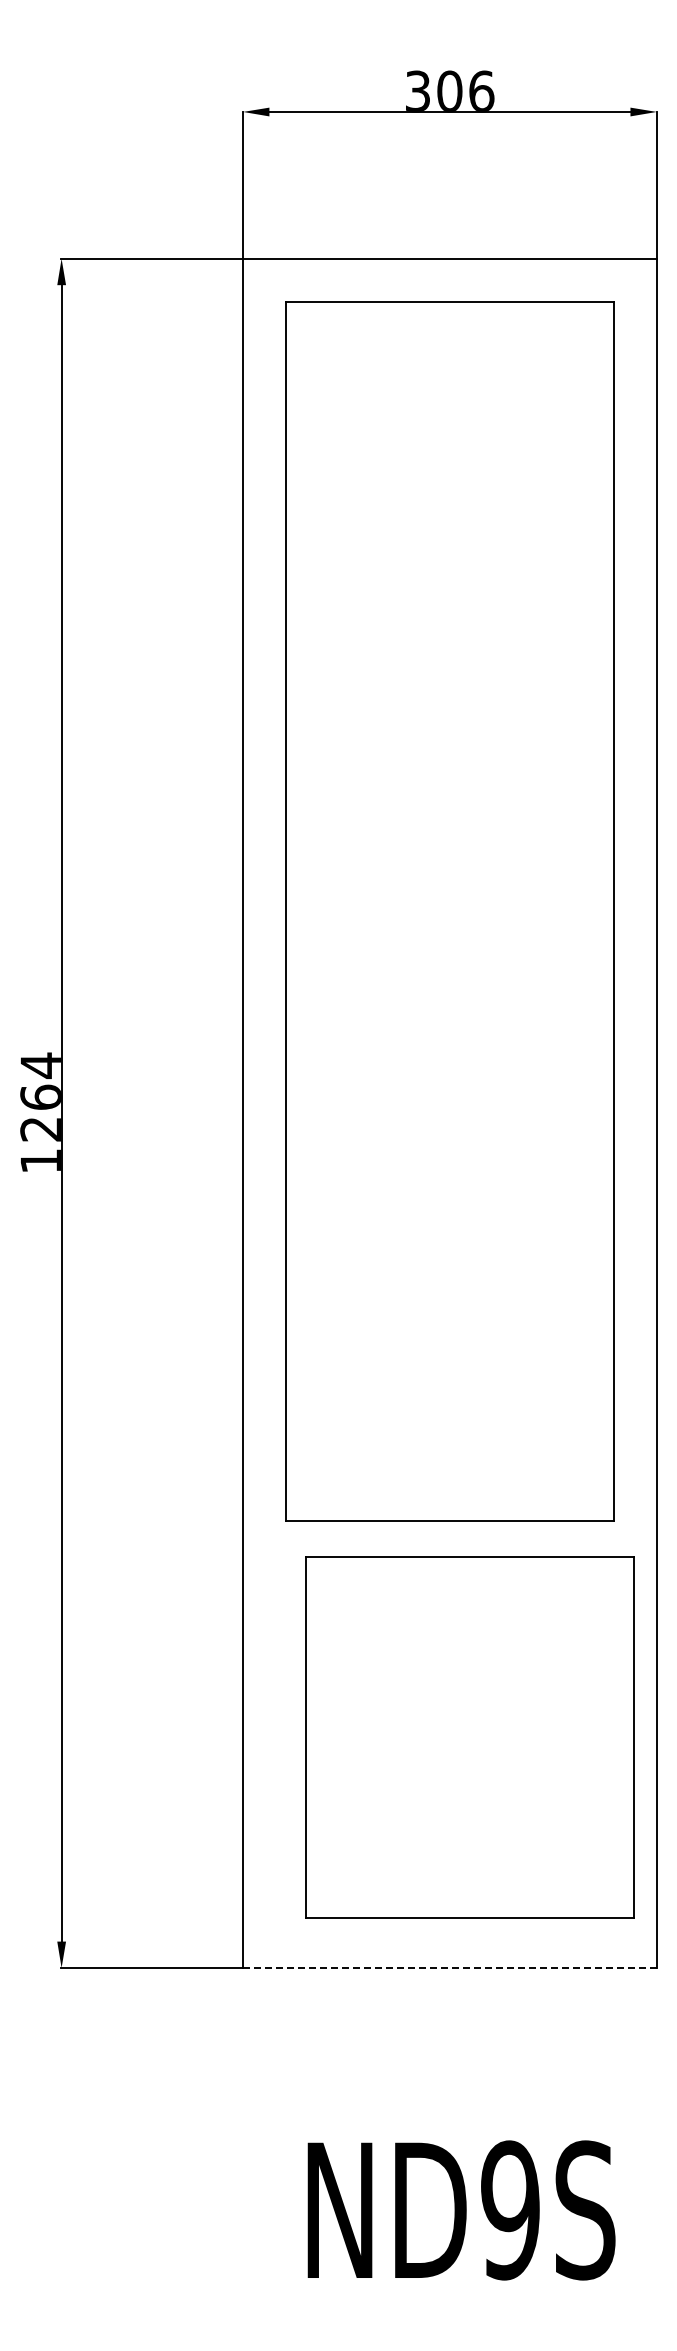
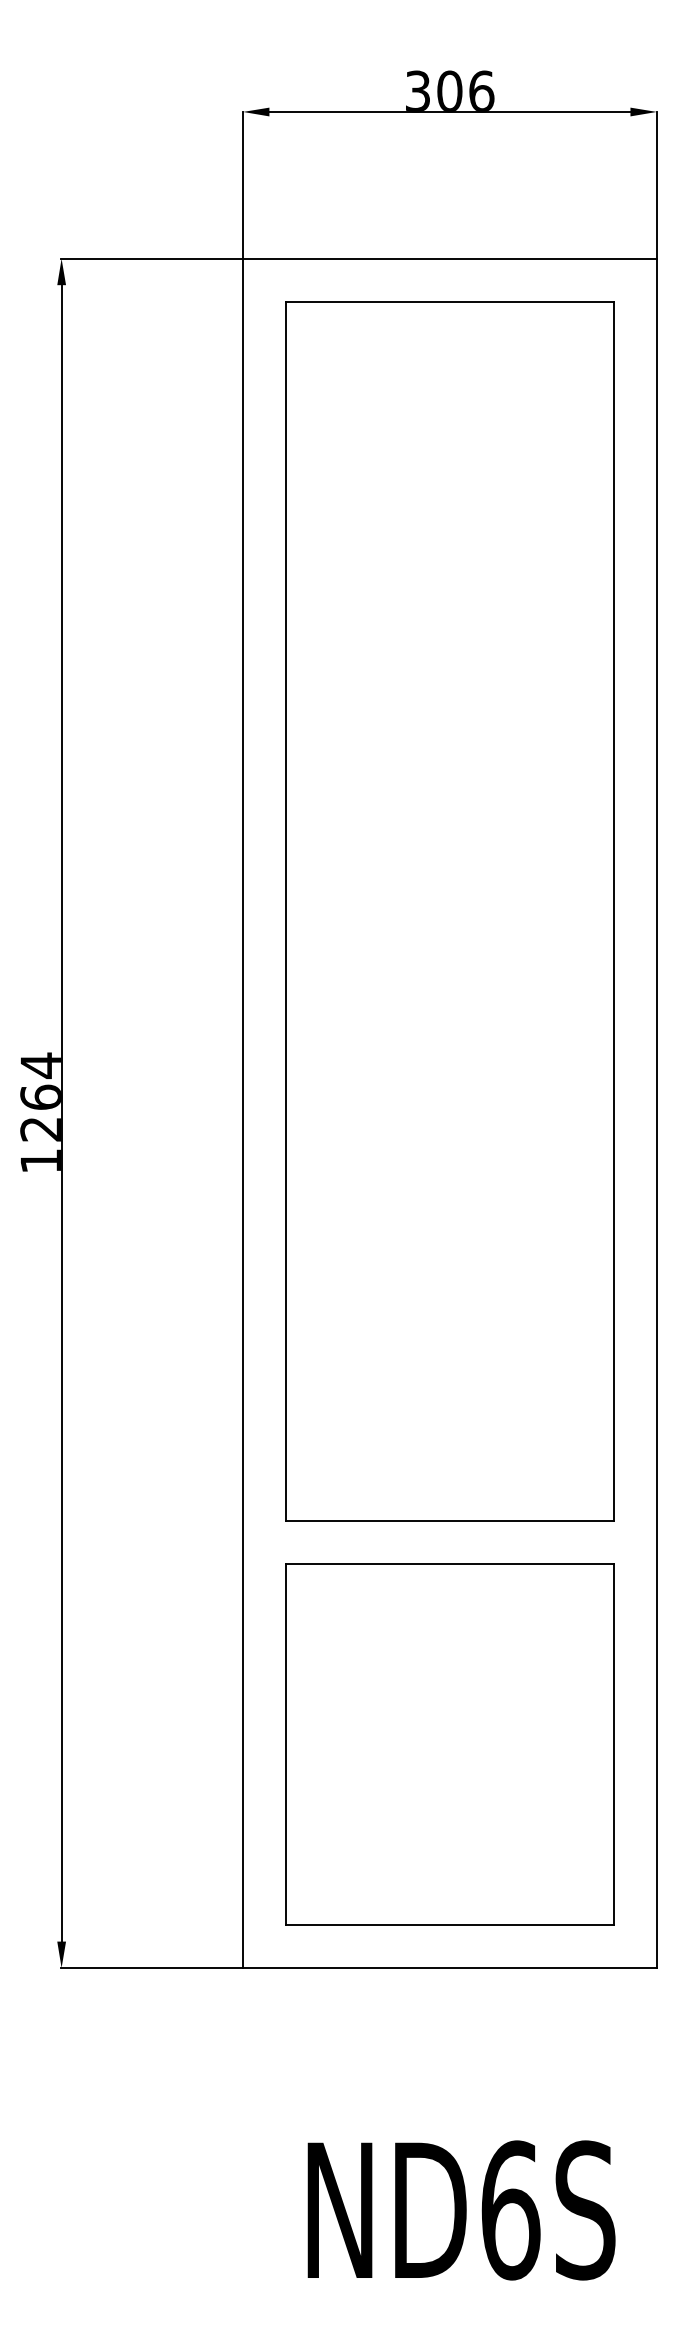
part position: (469, 1737) -> (449, 1744) (449, 1744)
line: dashed -> solid (449, 1967)
text: ND9S -> ND6S (510, 2210)
